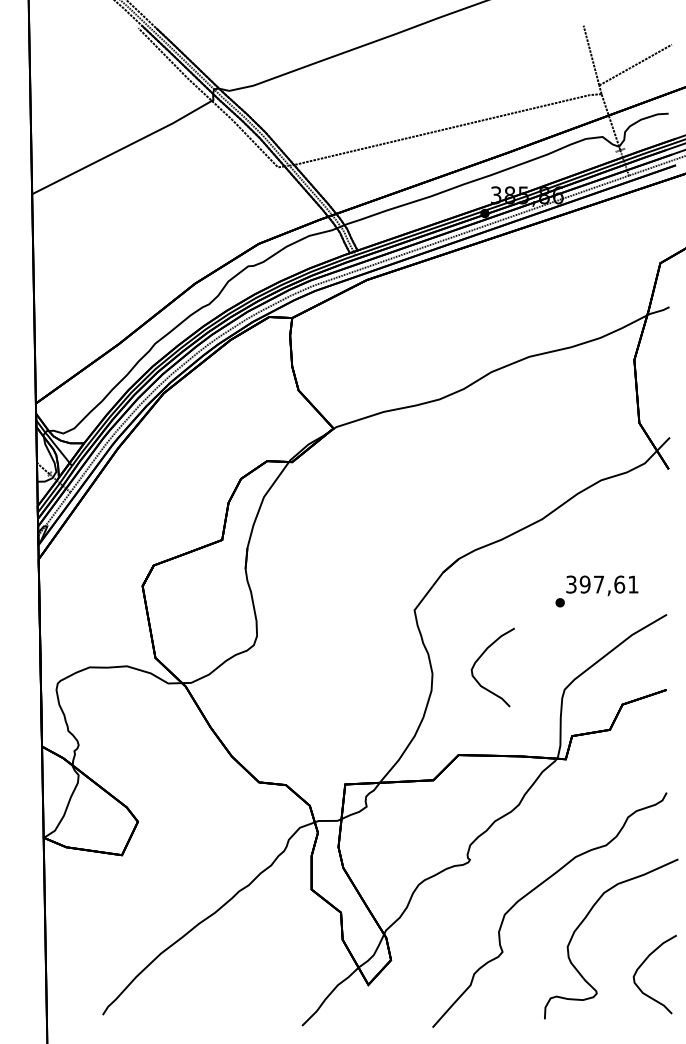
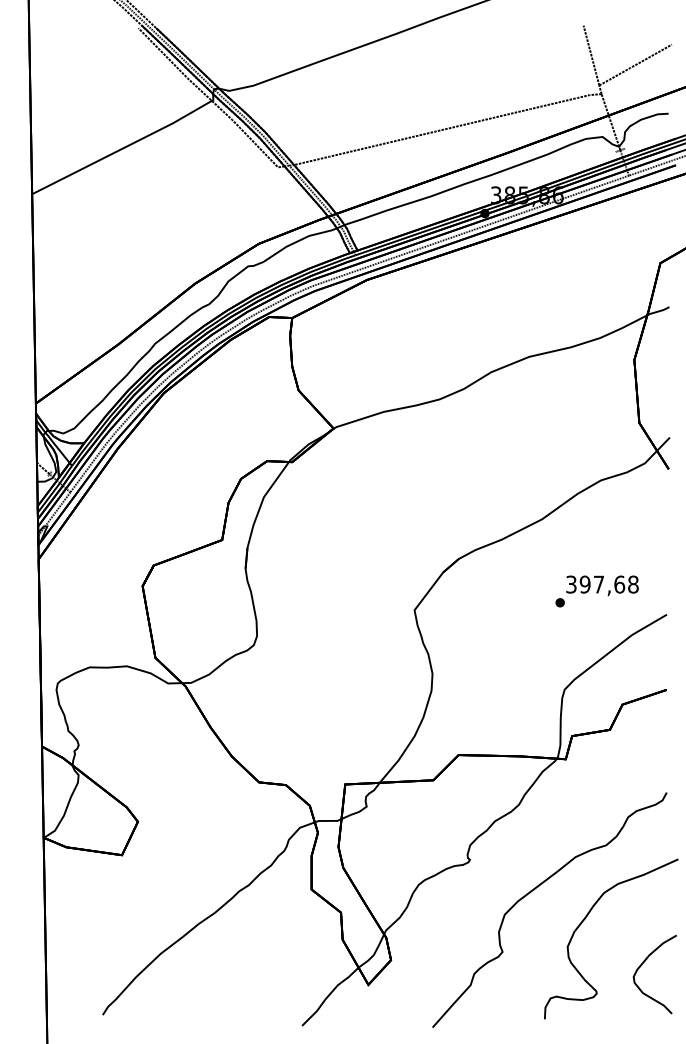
text: 397,61 -> 397,68 (633, 584)
part: present -> none (480, 658)
